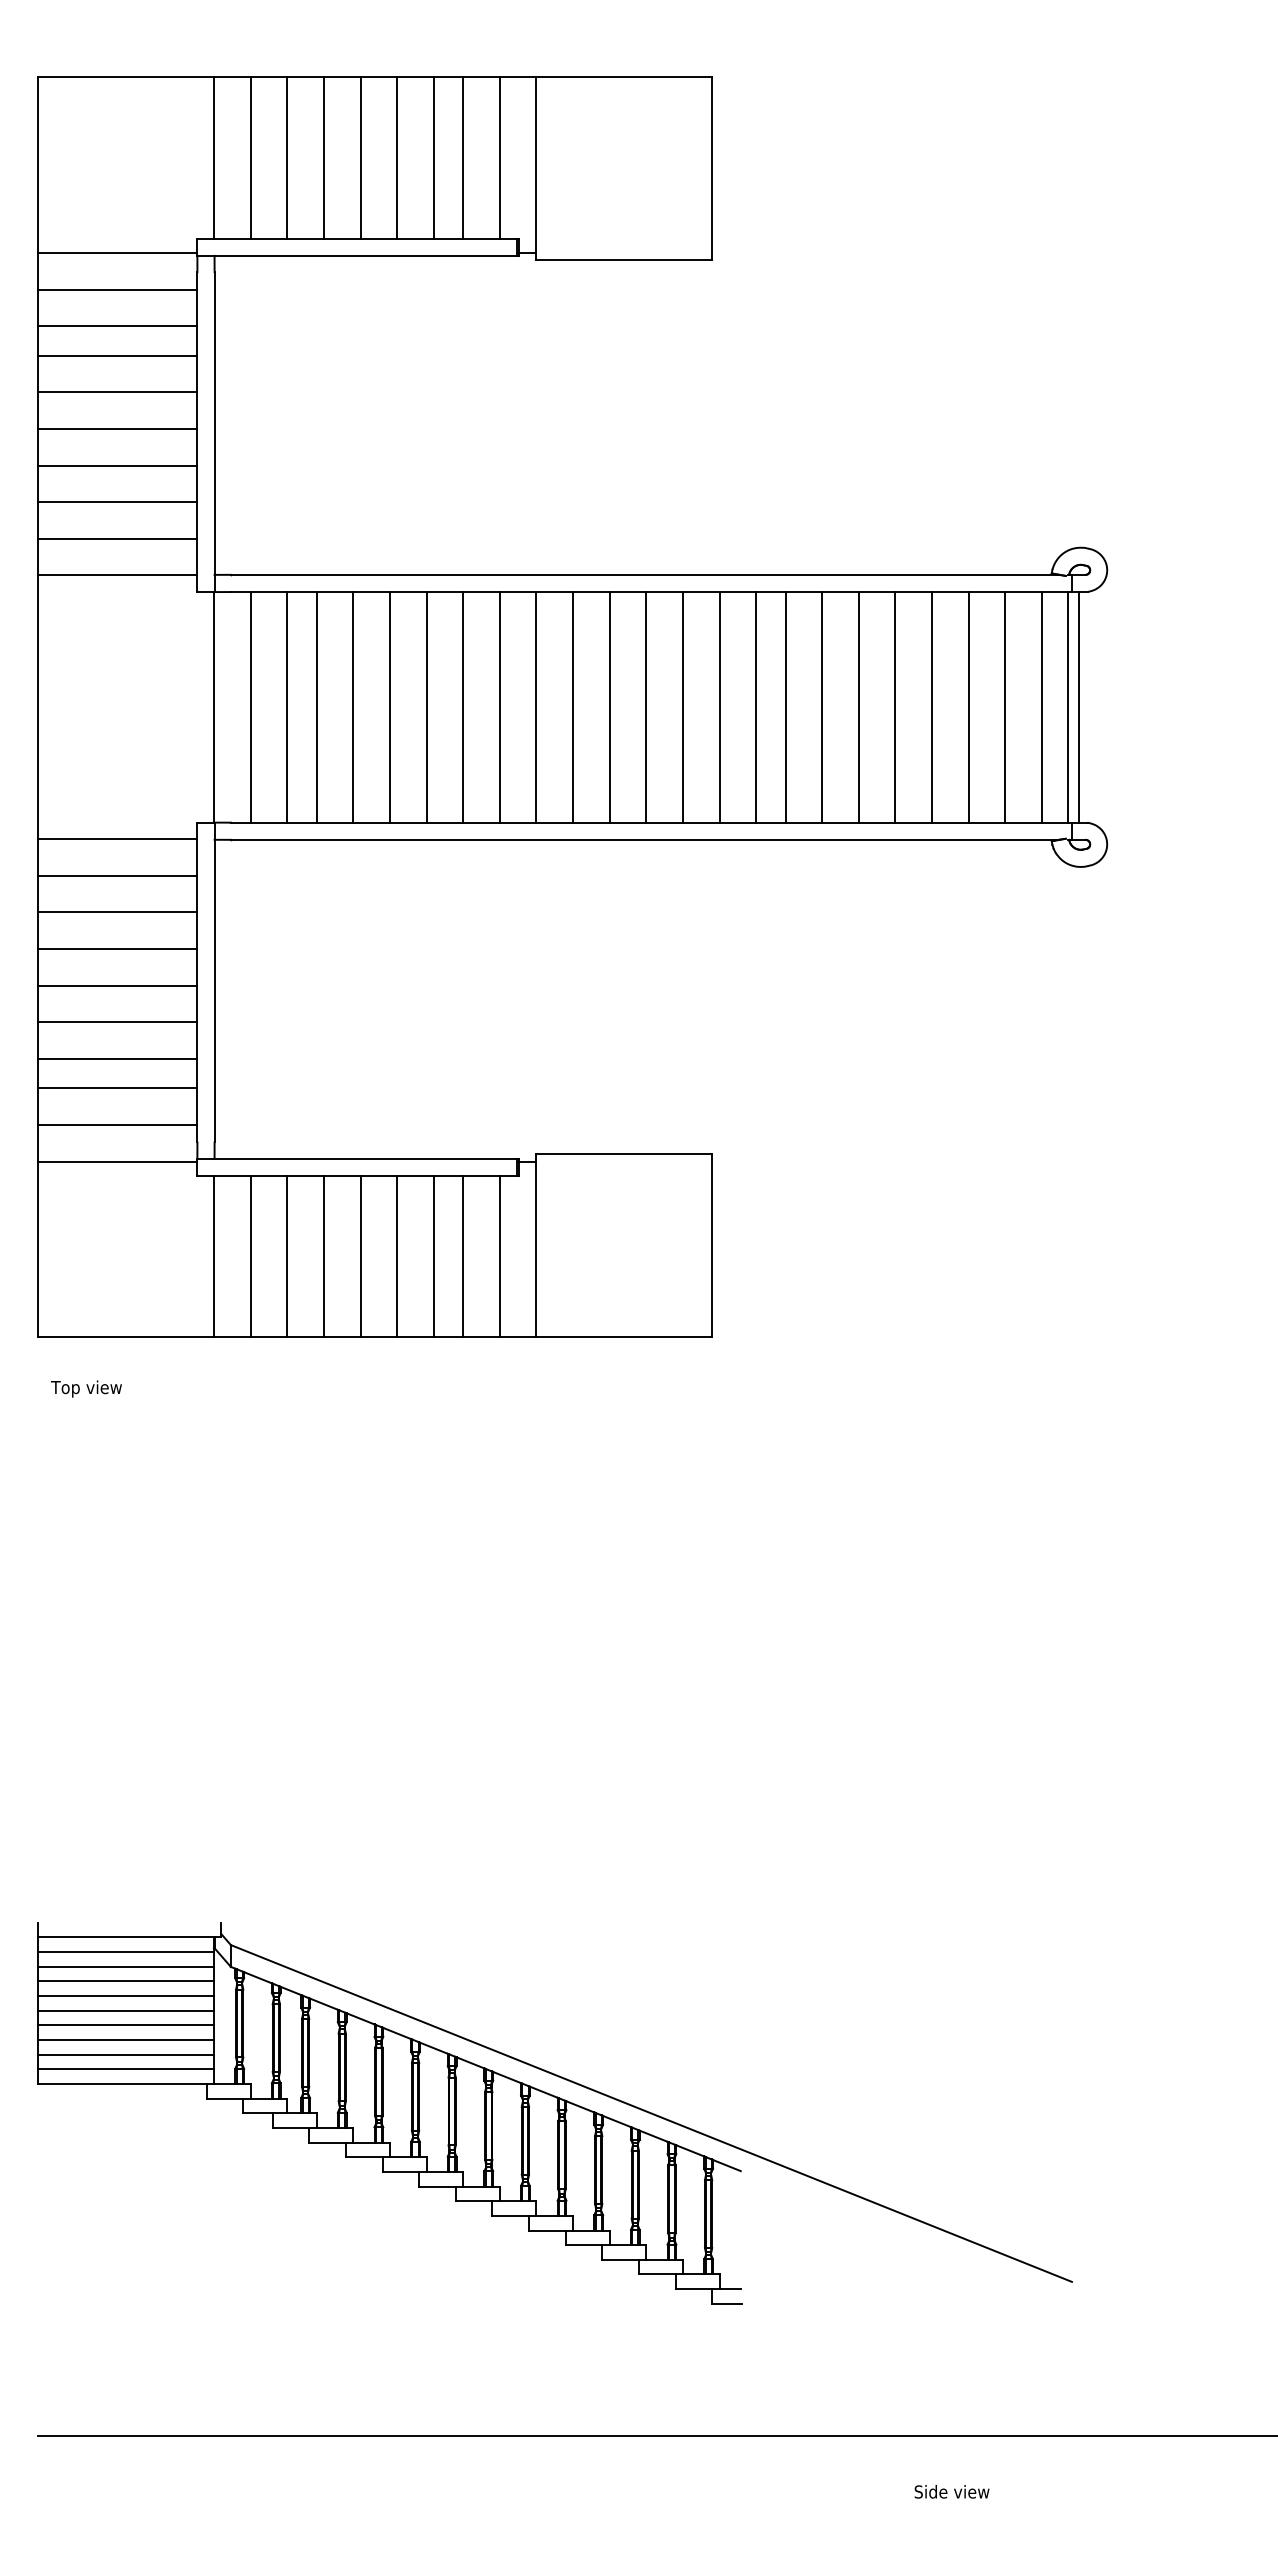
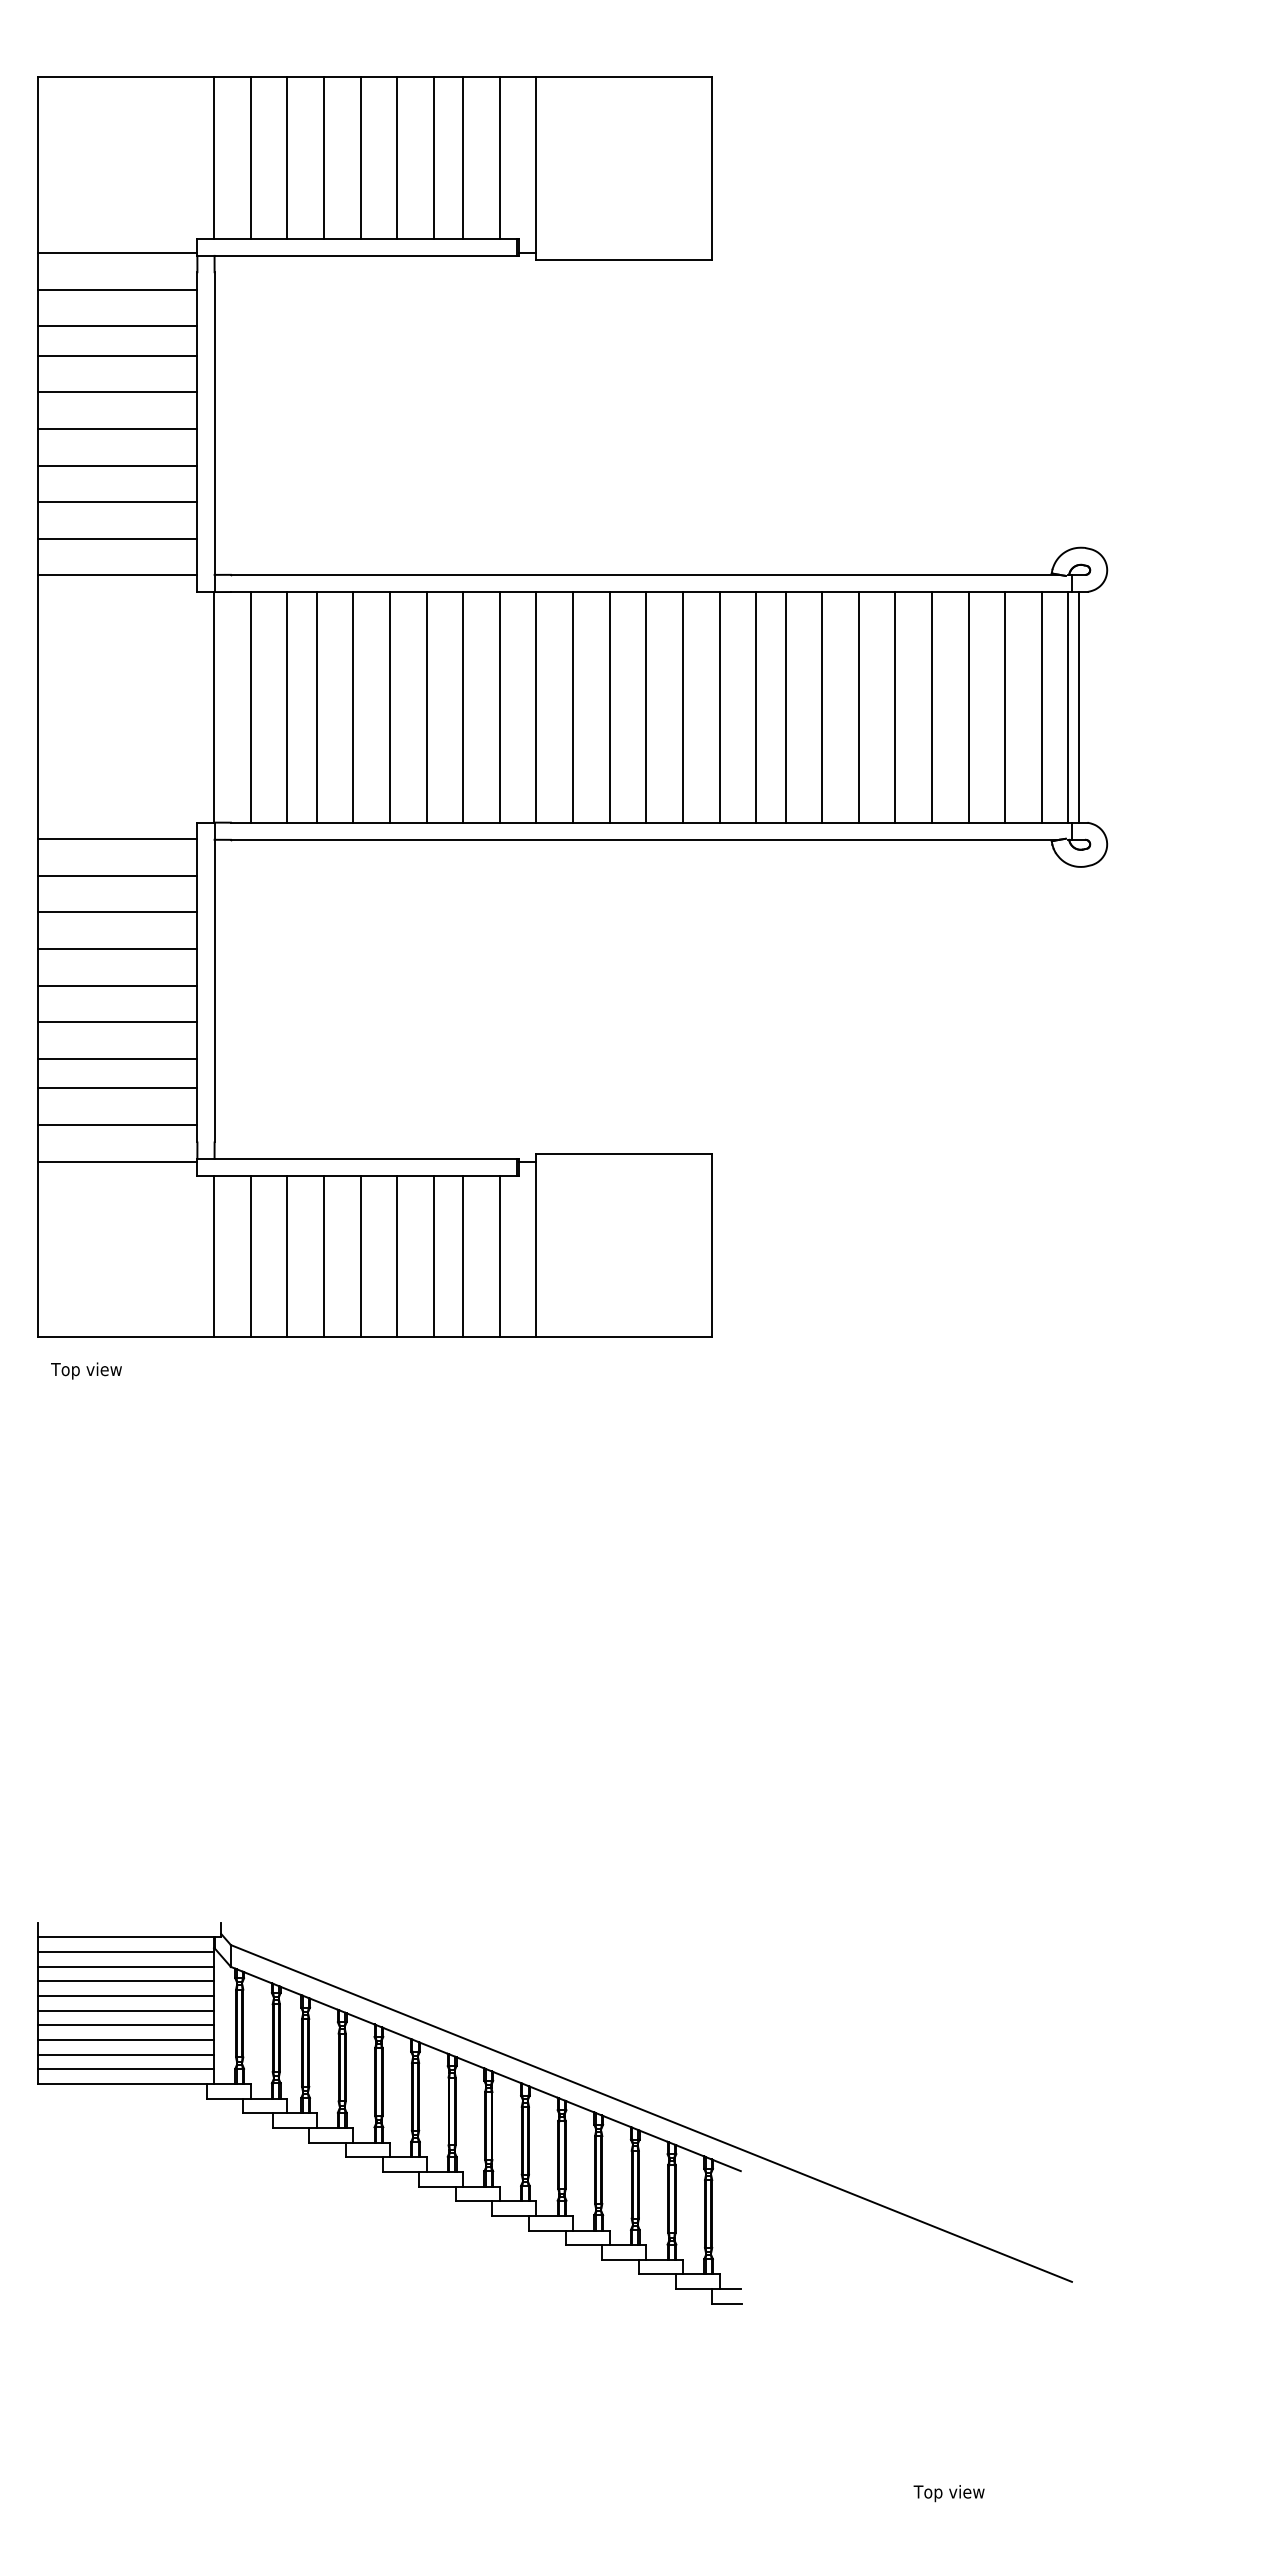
text position: (86, 1388) -> (86, 1370) (86, 1370)
line: present -> none (656, 2435)
text: Side view -> Top view (951, 2493)
